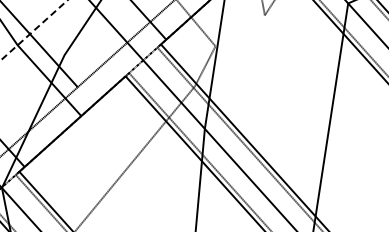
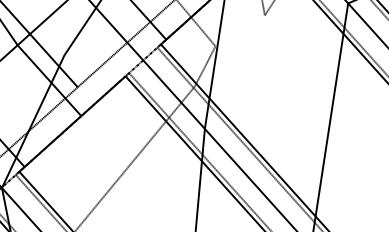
line: dashed -> solid (33, 30)
